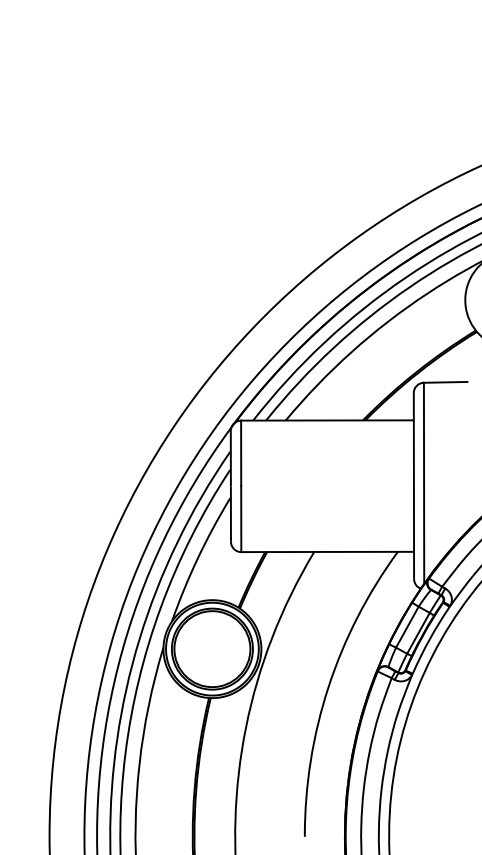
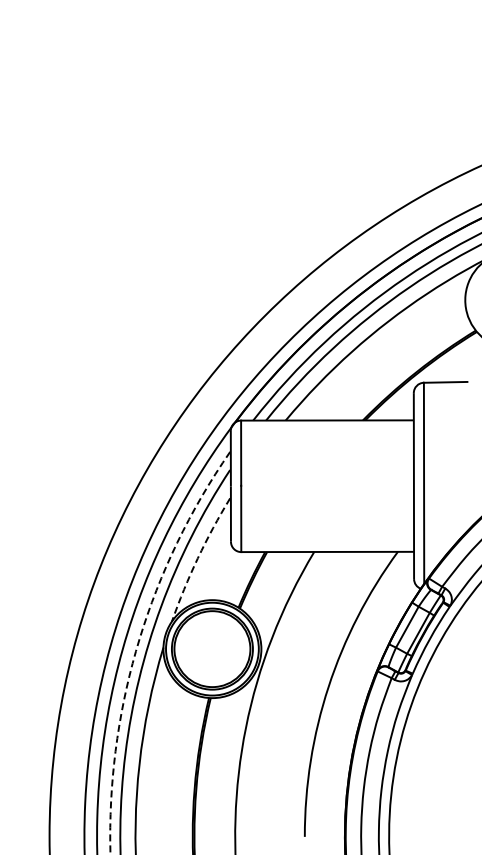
arc: solid -> dashed (197, 558)
arc: solid -> dashed (138, 644)
